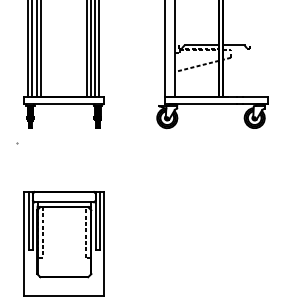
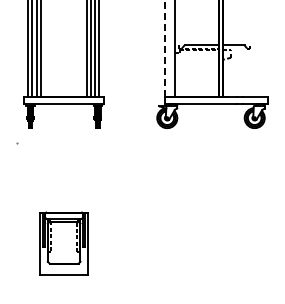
line: solid -> dashed (164, 47)
line: present -> none (197, 65)
part size: 82x107 px -> 50x65 px (63, 243)
